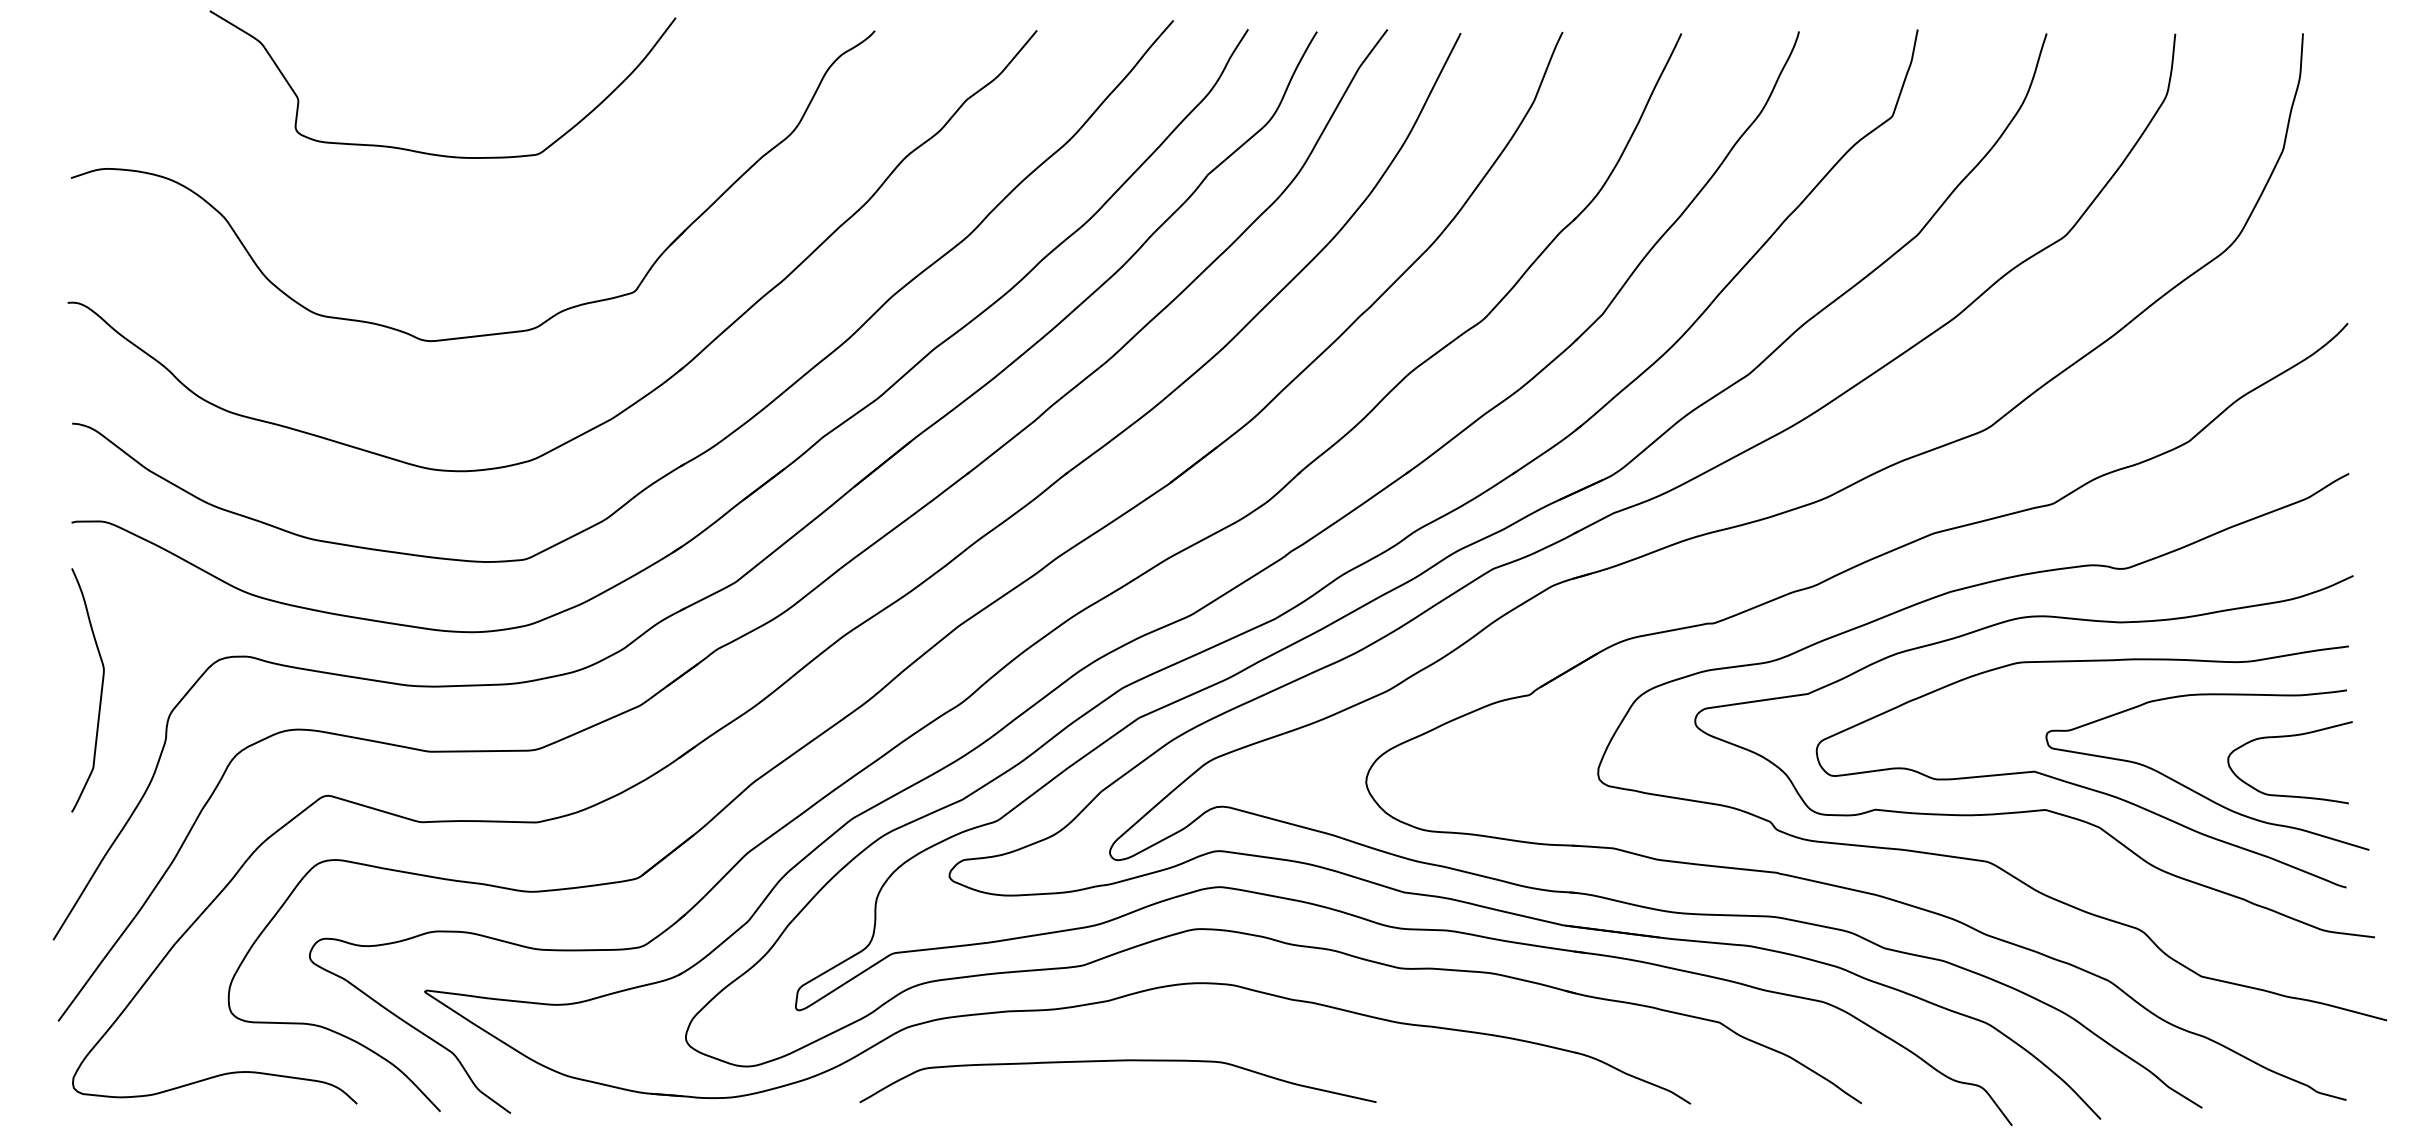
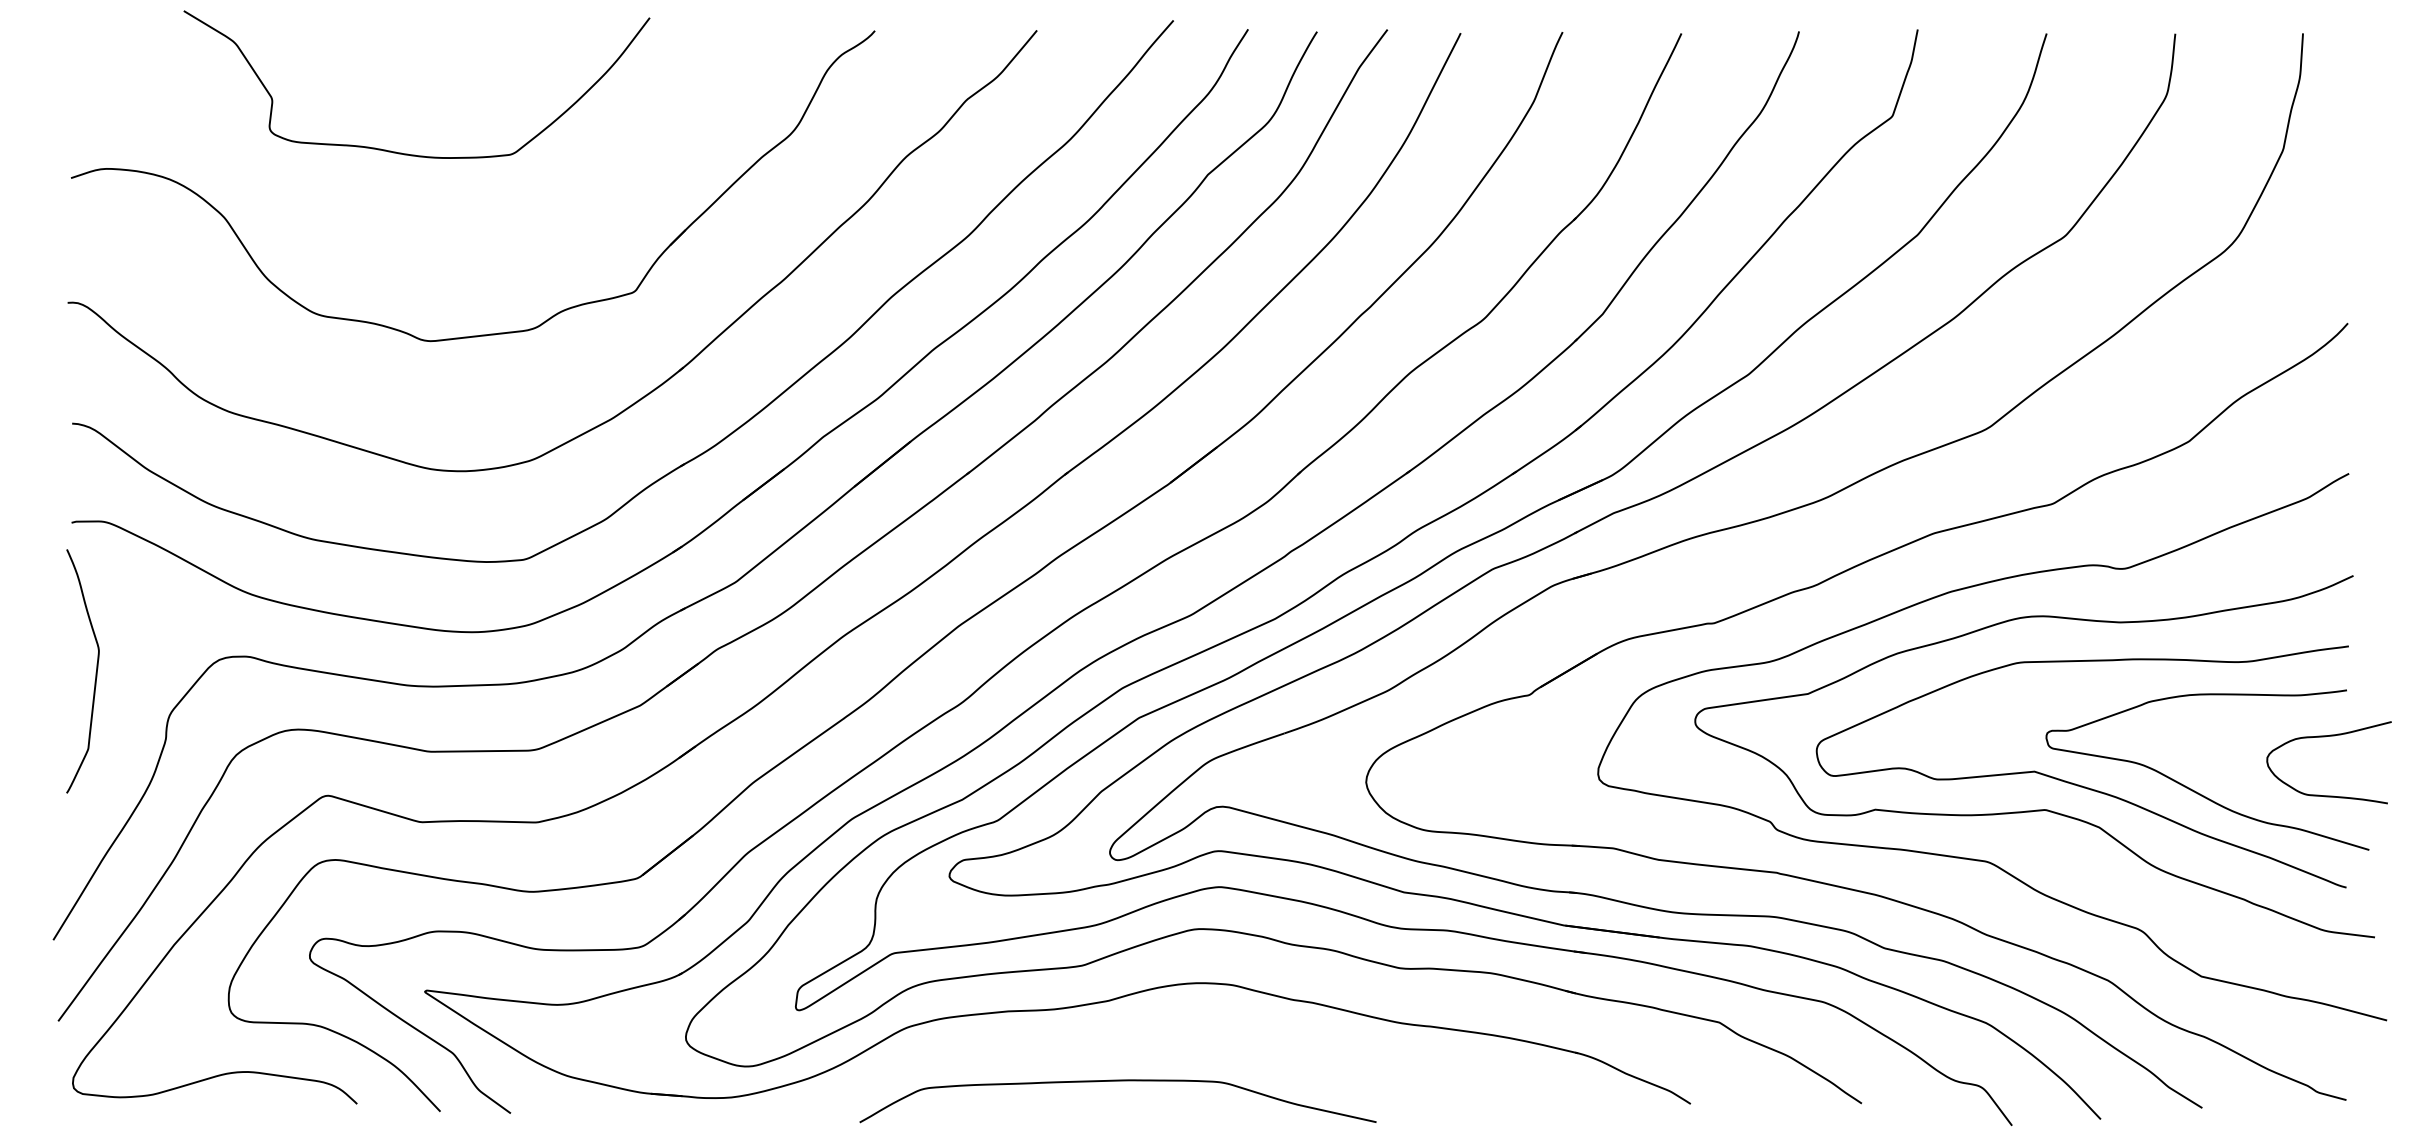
curve position: (434, 153) -> (408, 153) (408, 153)
curve position: (100, 691) -> (95, 672) (95, 672)
curve position: (2286, 737) -> (2325, 737) (2325, 737)
curve position: (1117, 1061) -> (1117, 1081) (1117, 1081)
